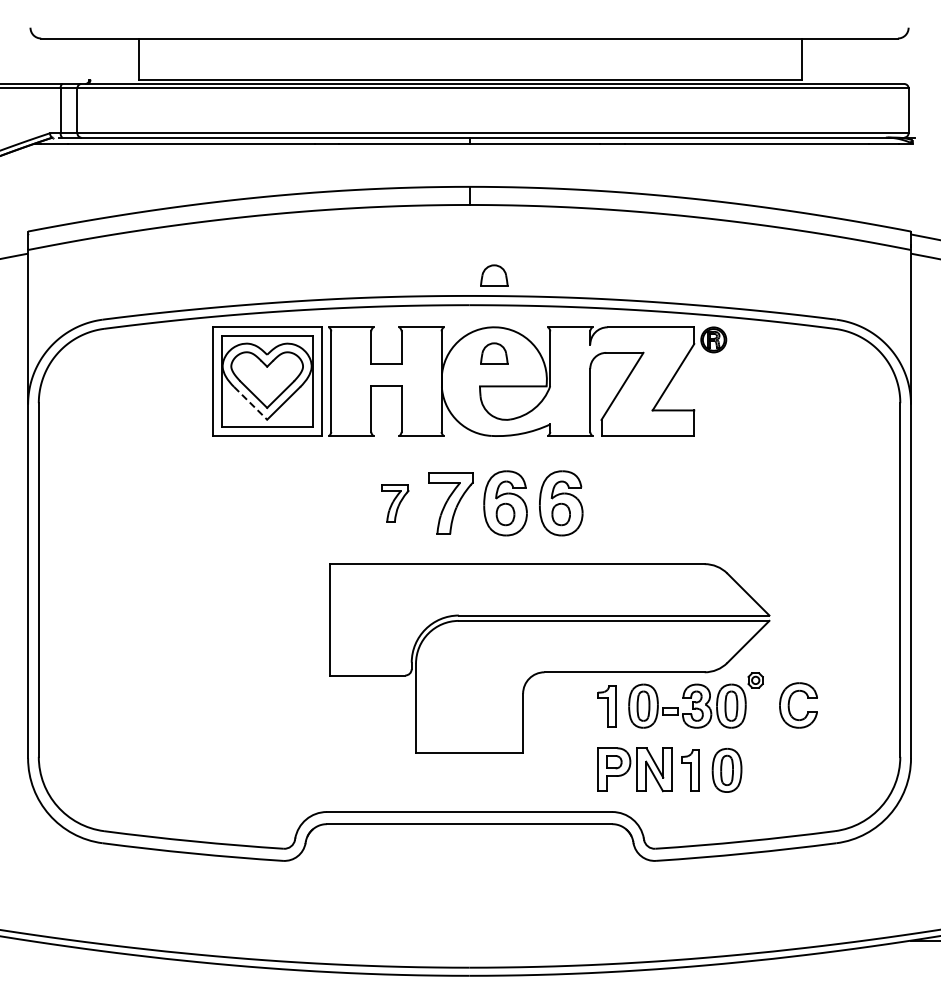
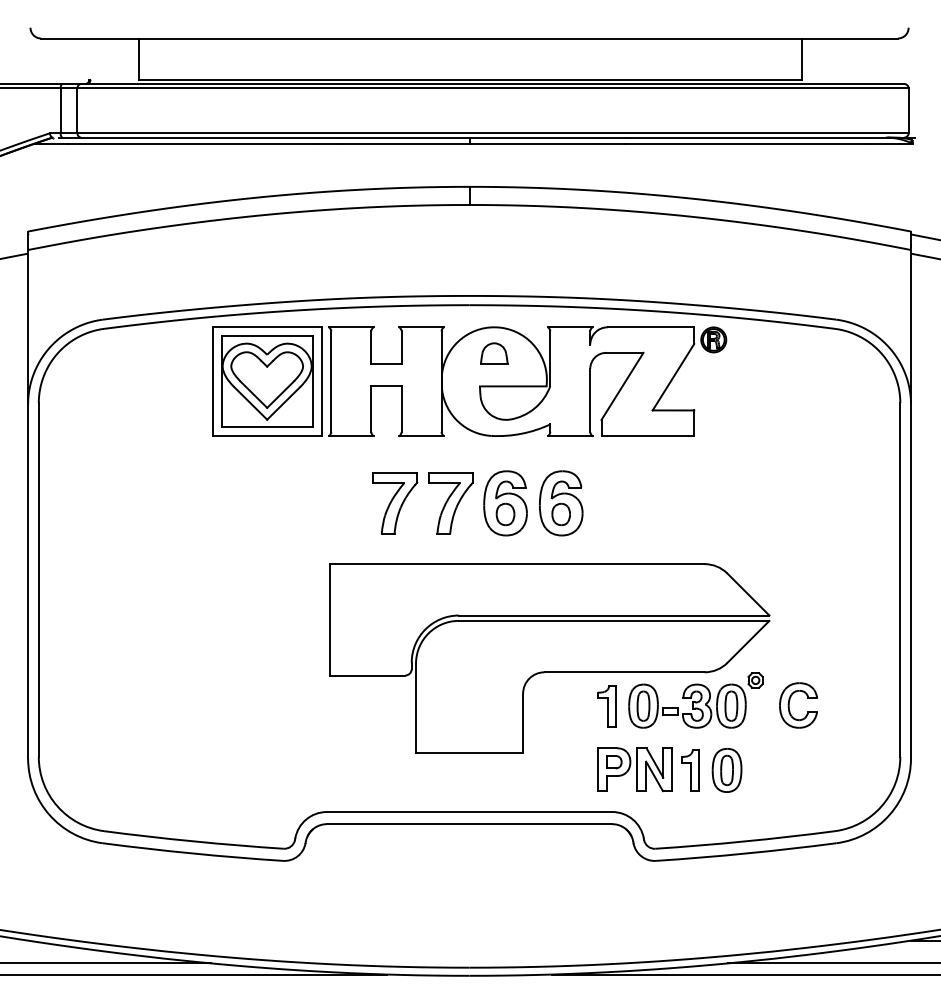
part: present -> none (494, 275)
line: dashed -> solid (251, 403)
part size: 29x39 px -> 47x63 px (395, 503)
line: none -> present (106, 963)
line: none -> present (832, 963)
line: none -> present (194, 974)
line: none -> present (744, 974)
